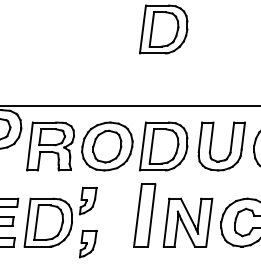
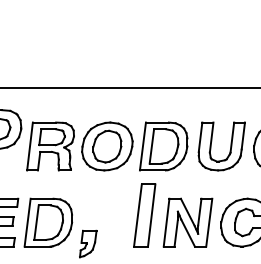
part: present -> none (163, 29)
line position: (129, 106) -> (129, 88) (129, 88)
part: present -> none (88, 200)
